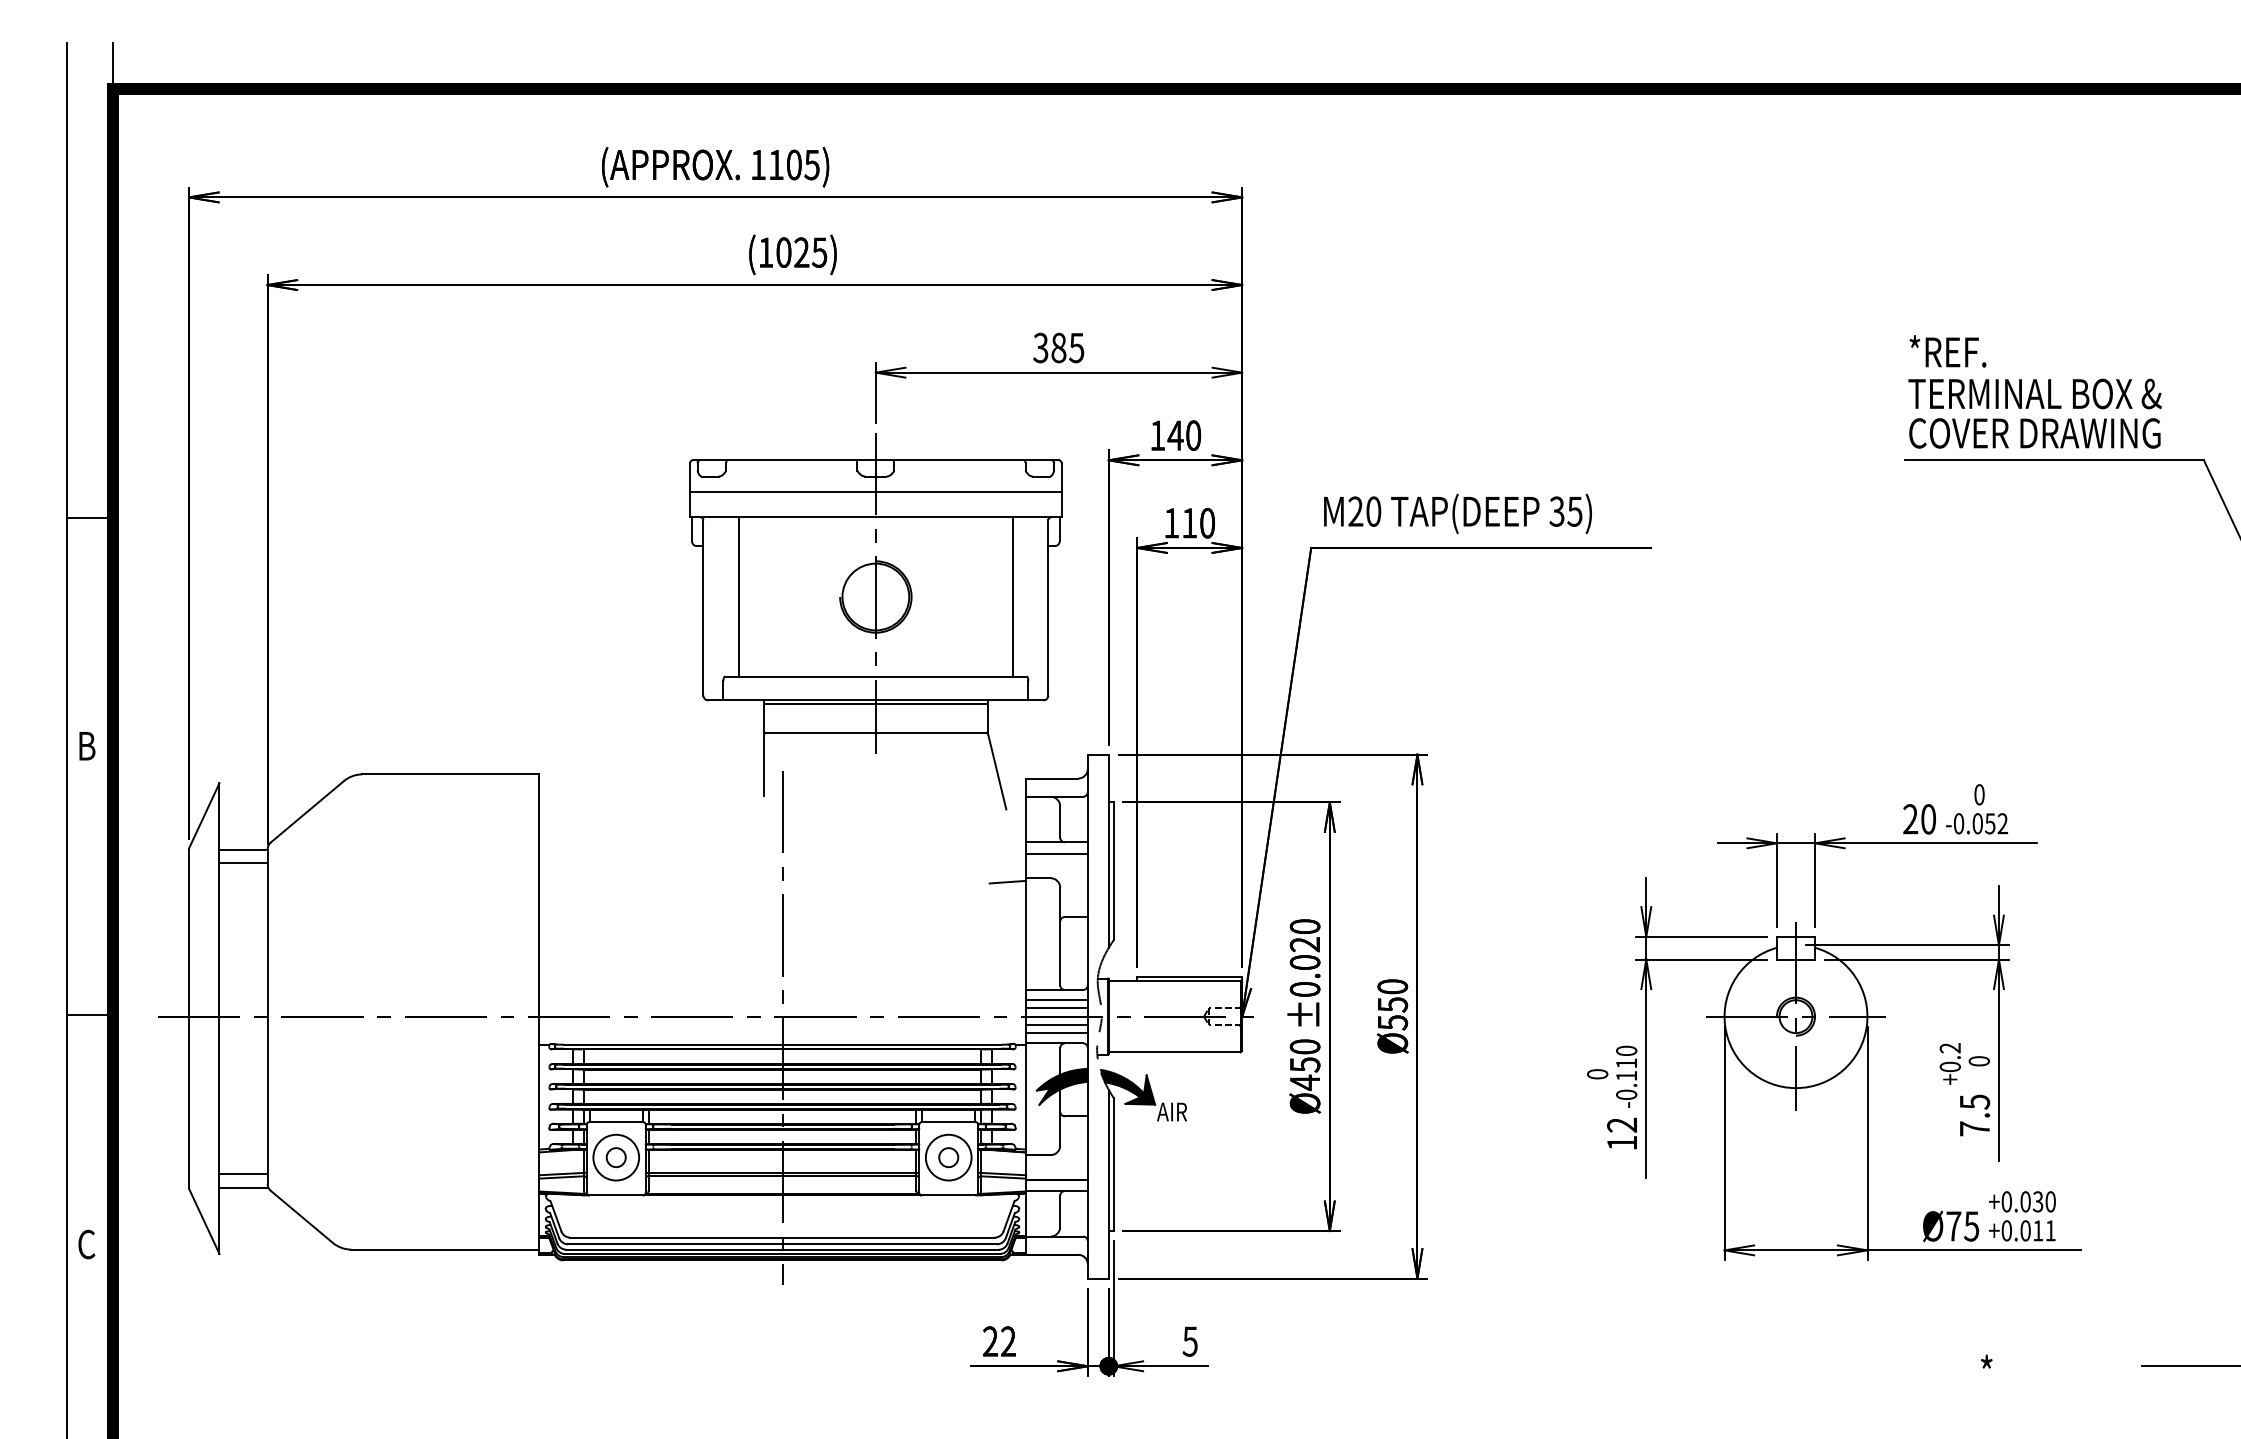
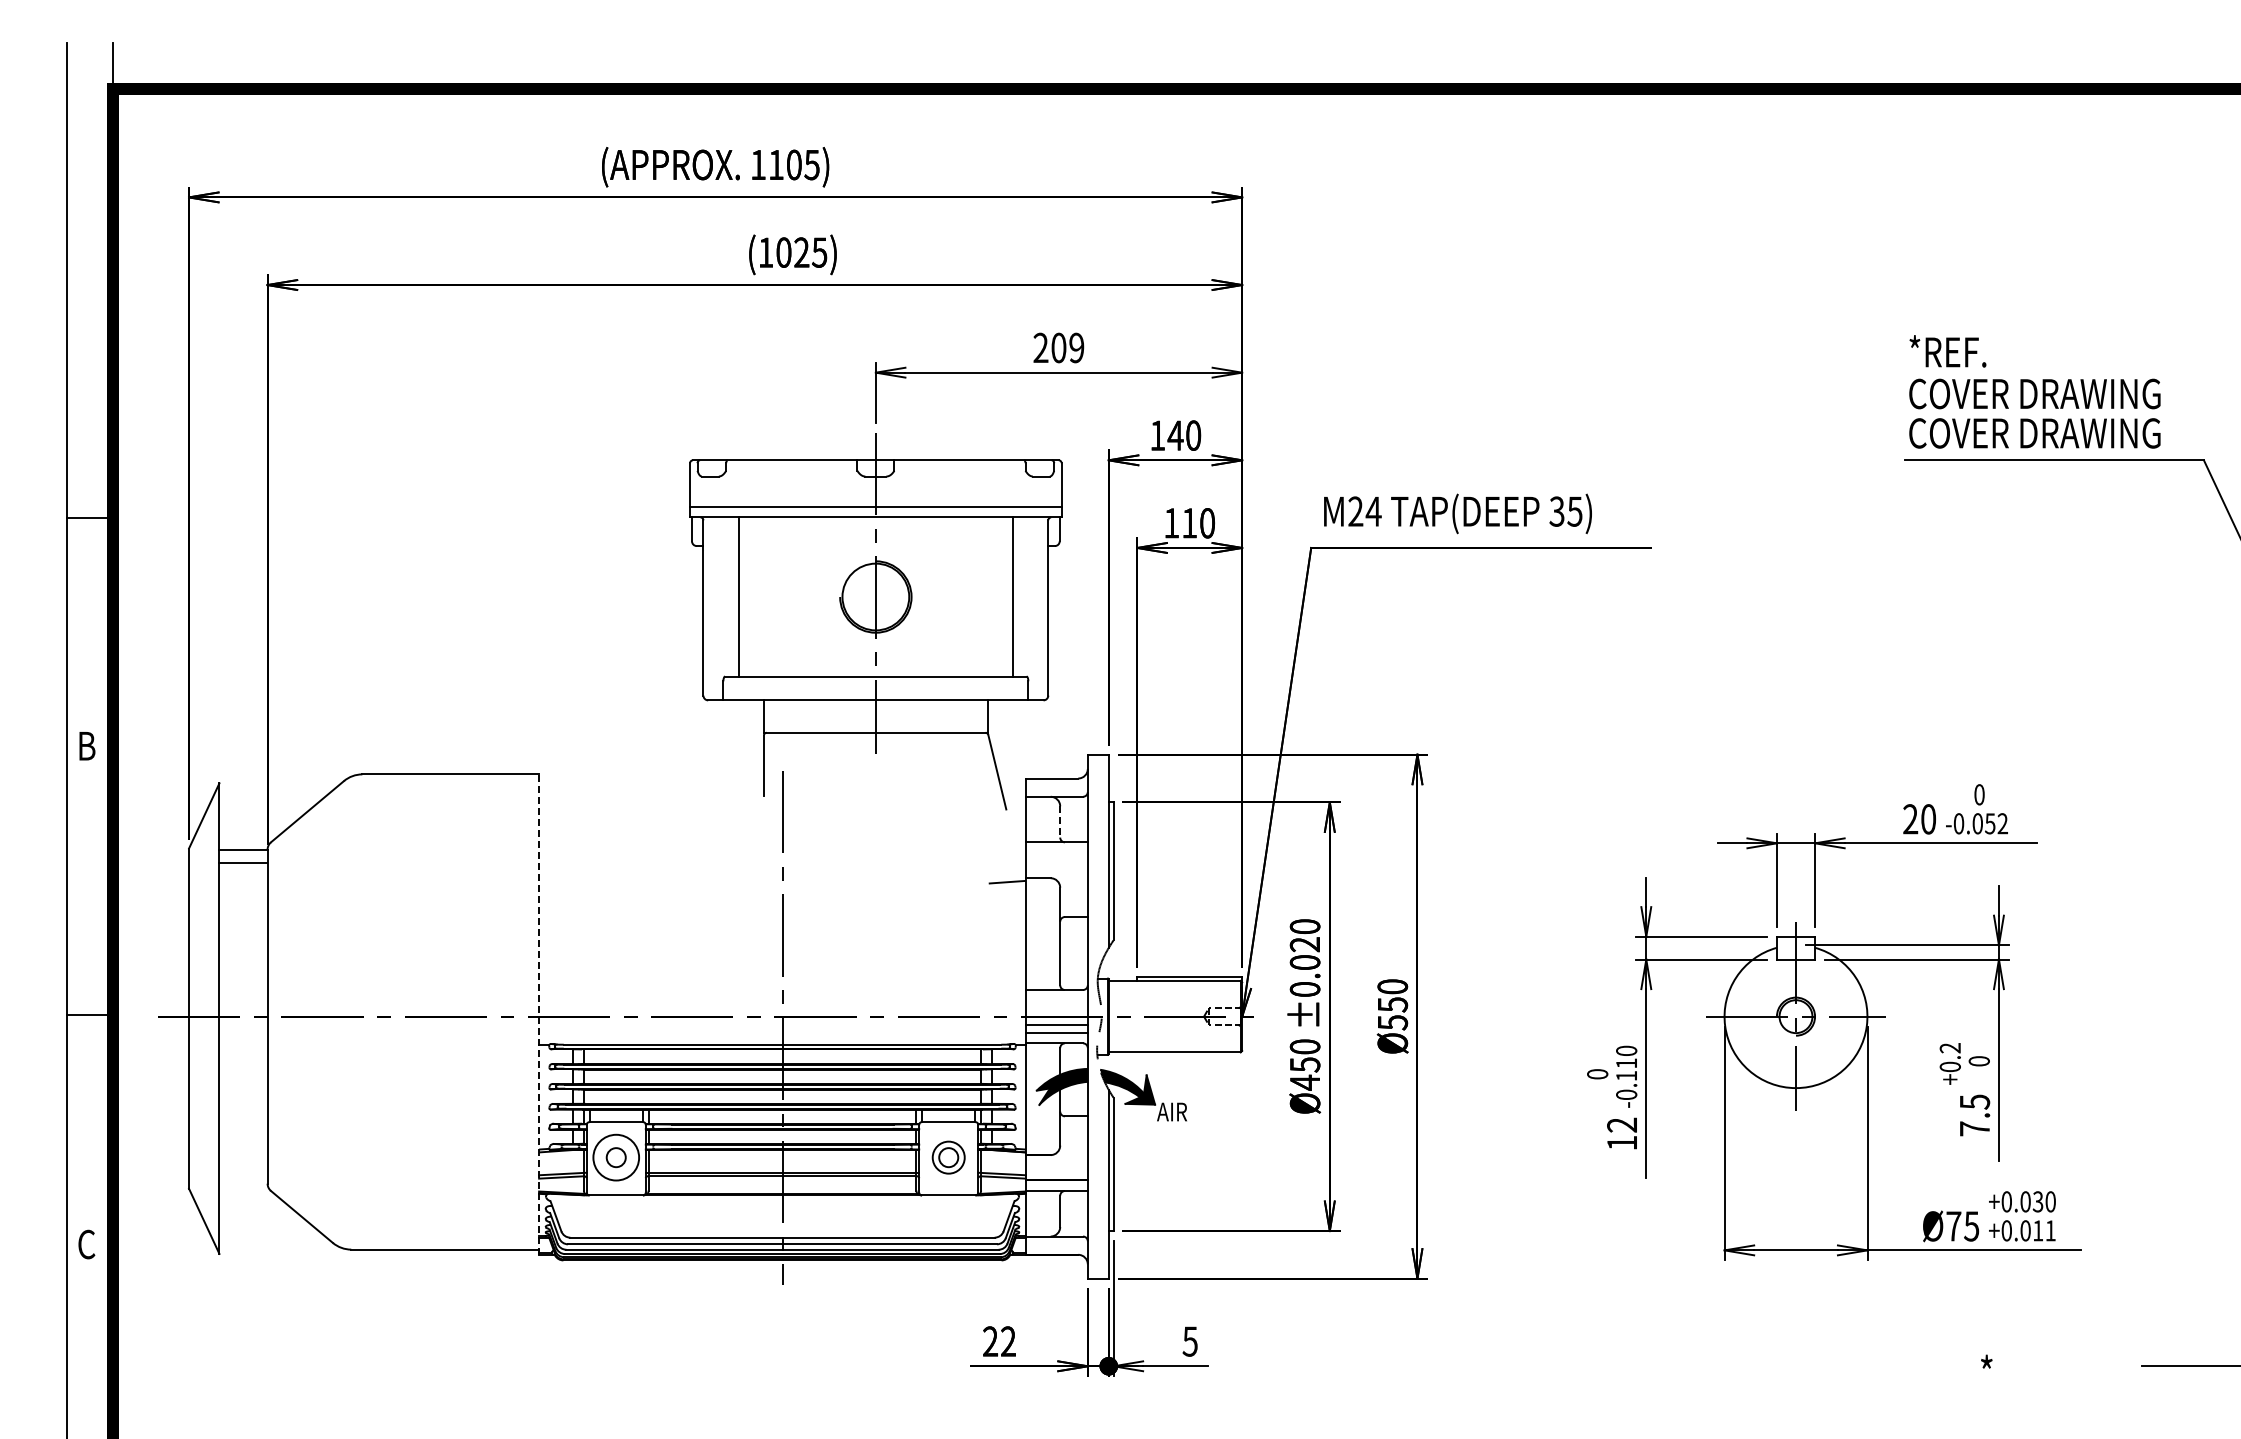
text: 385 -> 209 (1058, 347)
text: TERMINAL BOX & -> COVER DRAWING (2034, 393)
line position: (875, 491) -> (875, 506) (875, 506)
text: M20 -> M24 (1373, 511)
line: present -> none (875, 704)
line: solid -> dashed (1060, 821)
line: present -> none (1056, 853)
line: present -> none (1056, 1000)
line: present -> none (1056, 1008)
line: solid -> dashed (539, 1014)
circle diameter: 46 px -> 32 px (948, 1157)
line: present -> none (243, 1174)
line: present -> none (243, 1187)
